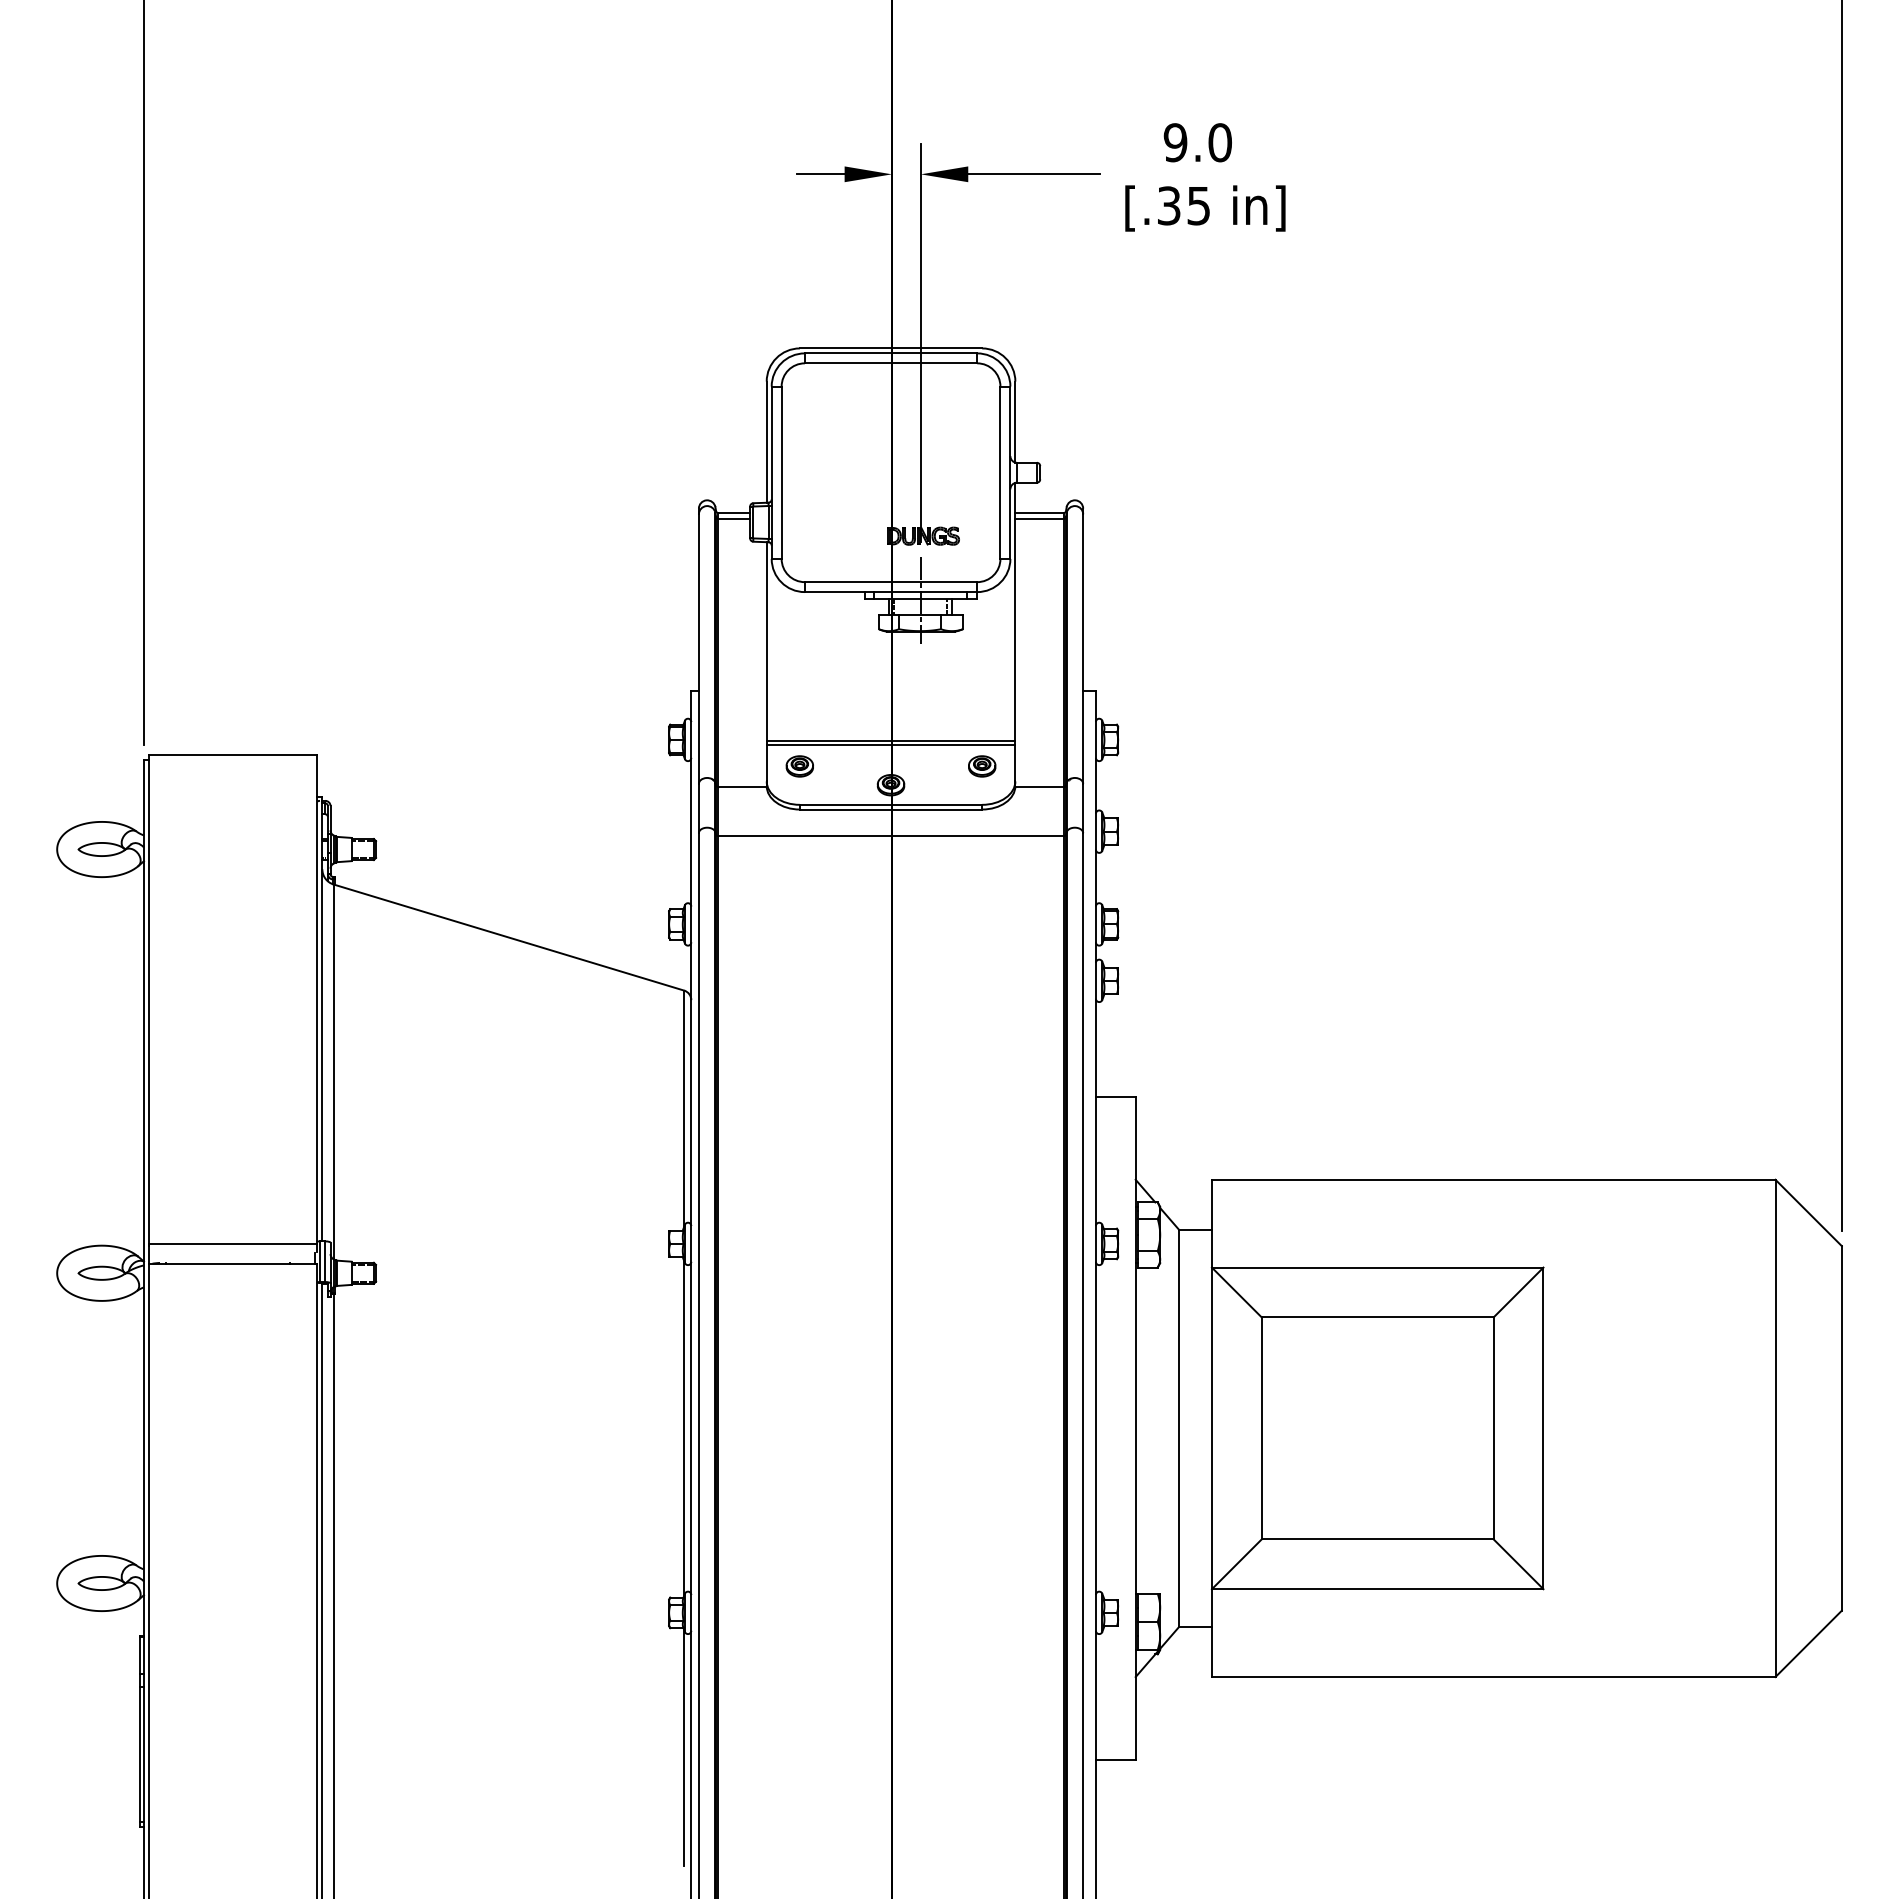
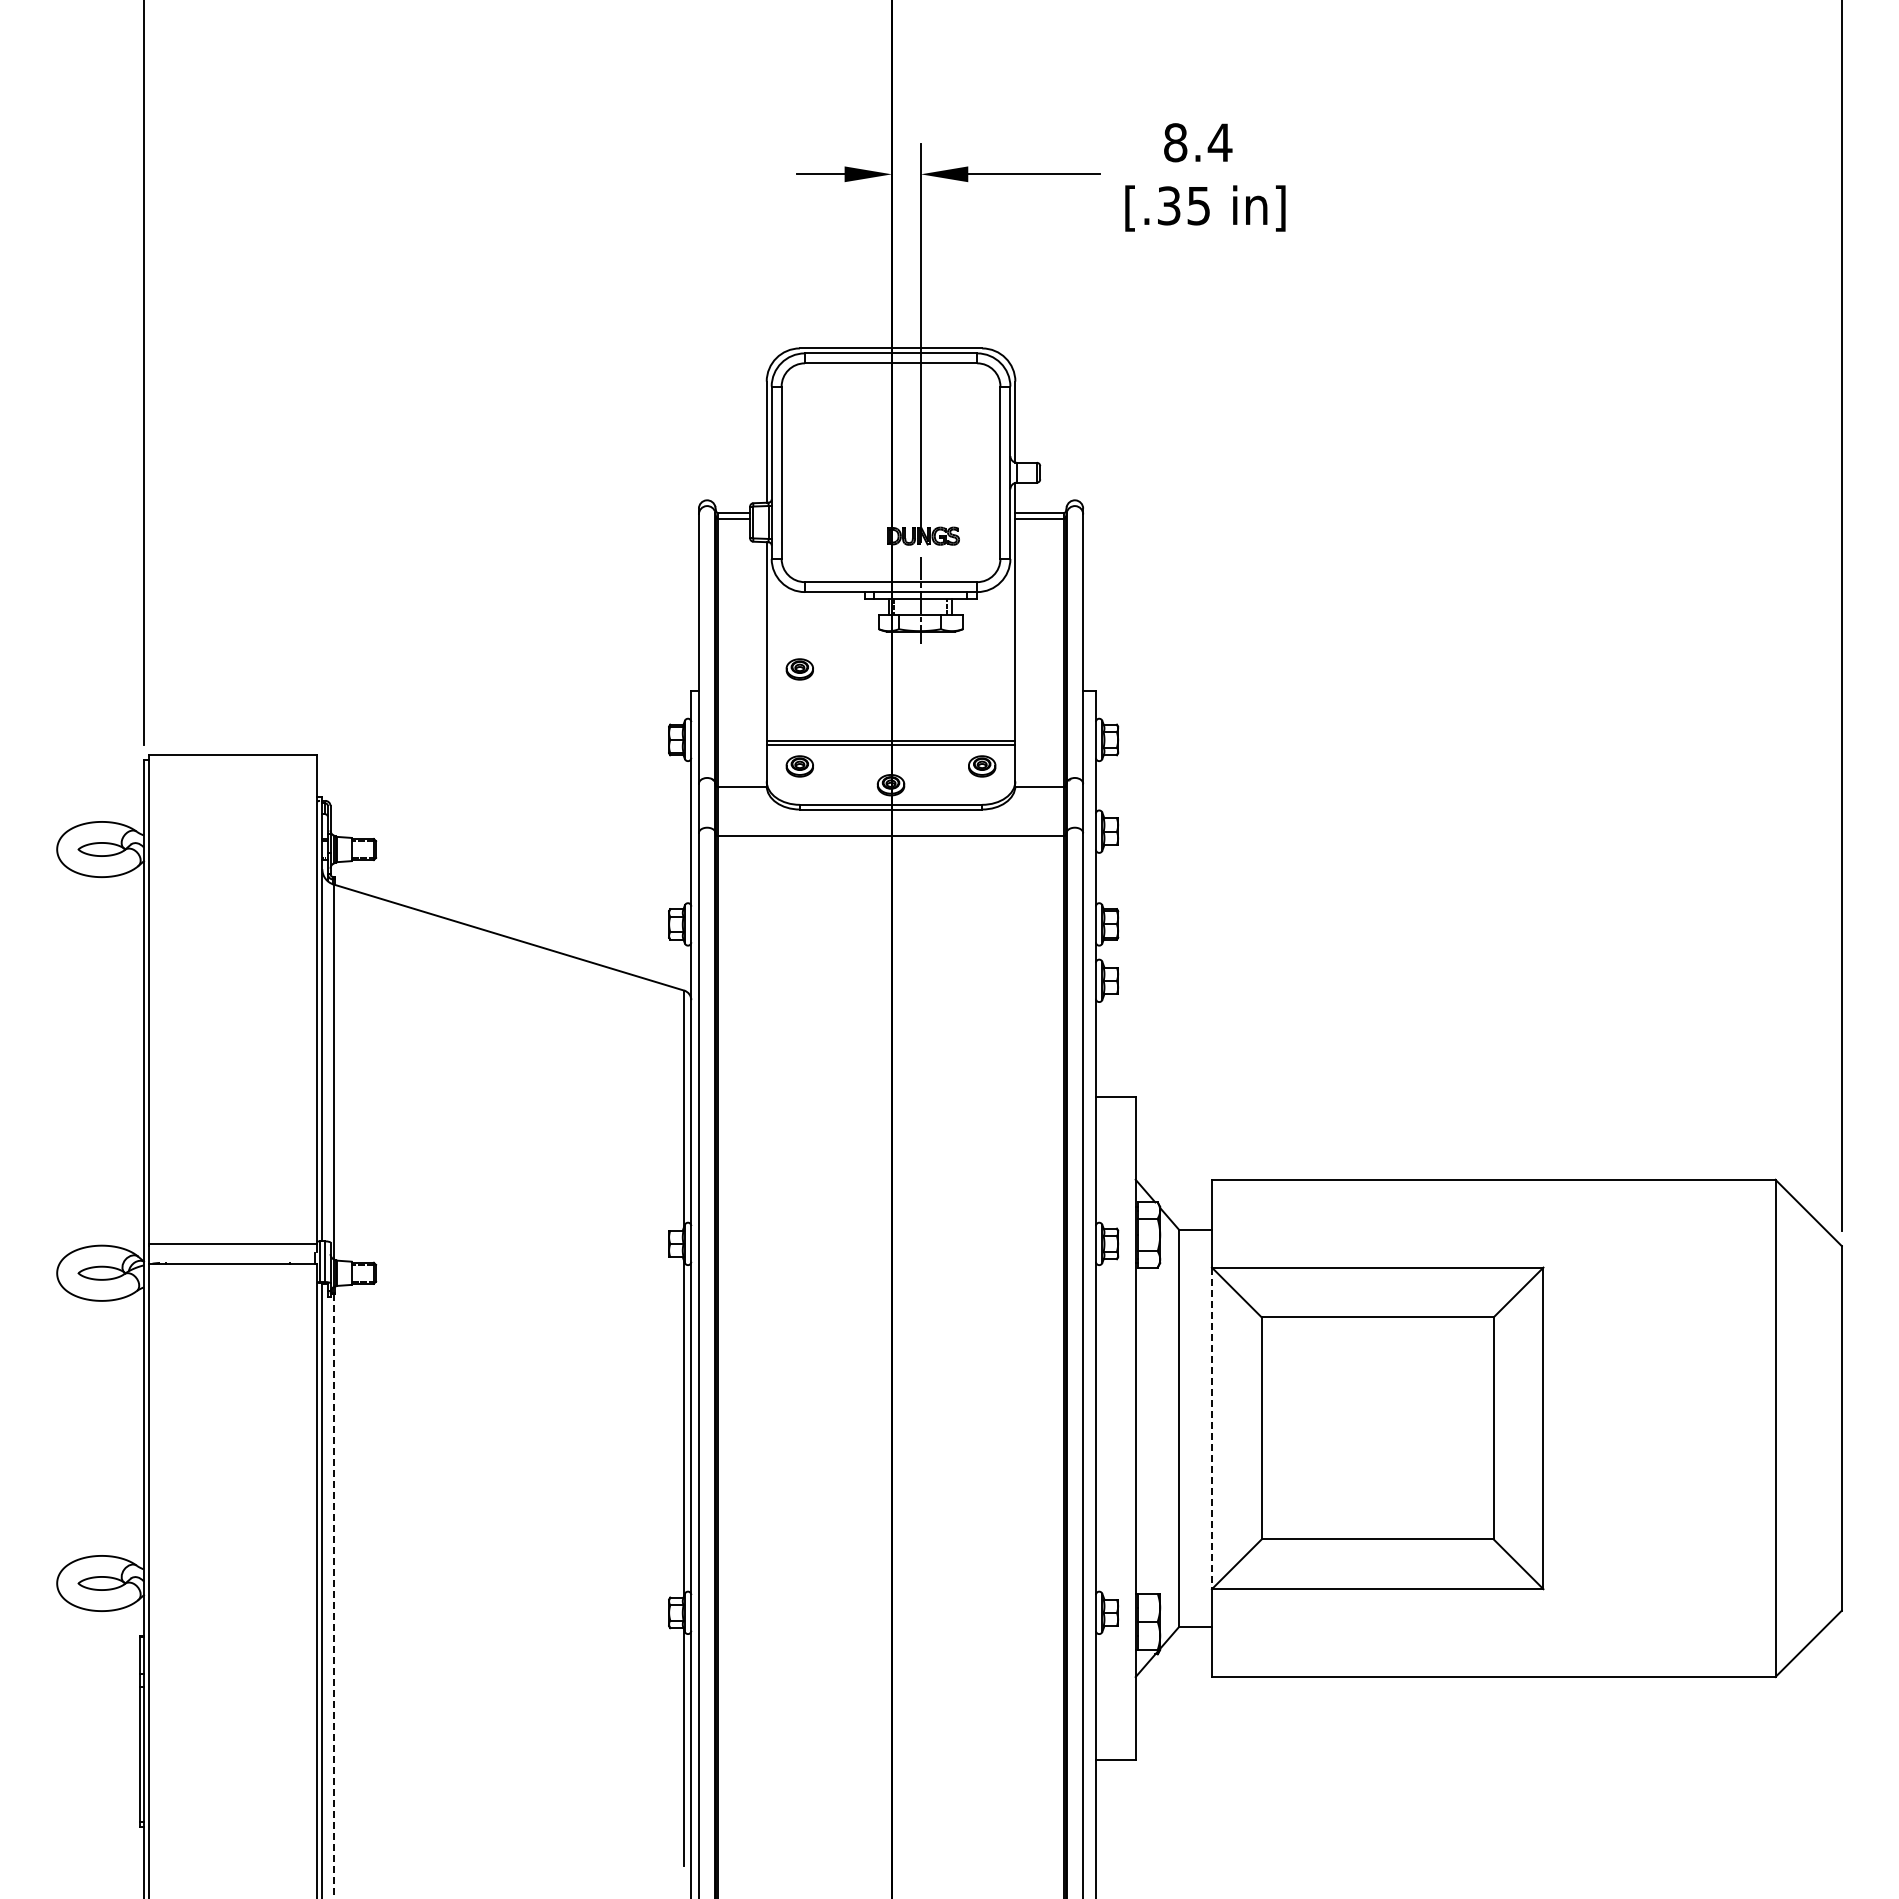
text: 9.0 -> 8.4 (1197, 142)
part: none -> present (799, 669)
line: solid -> dashed (1211, 1428)
line: solid -> dashed (333, 1596)
